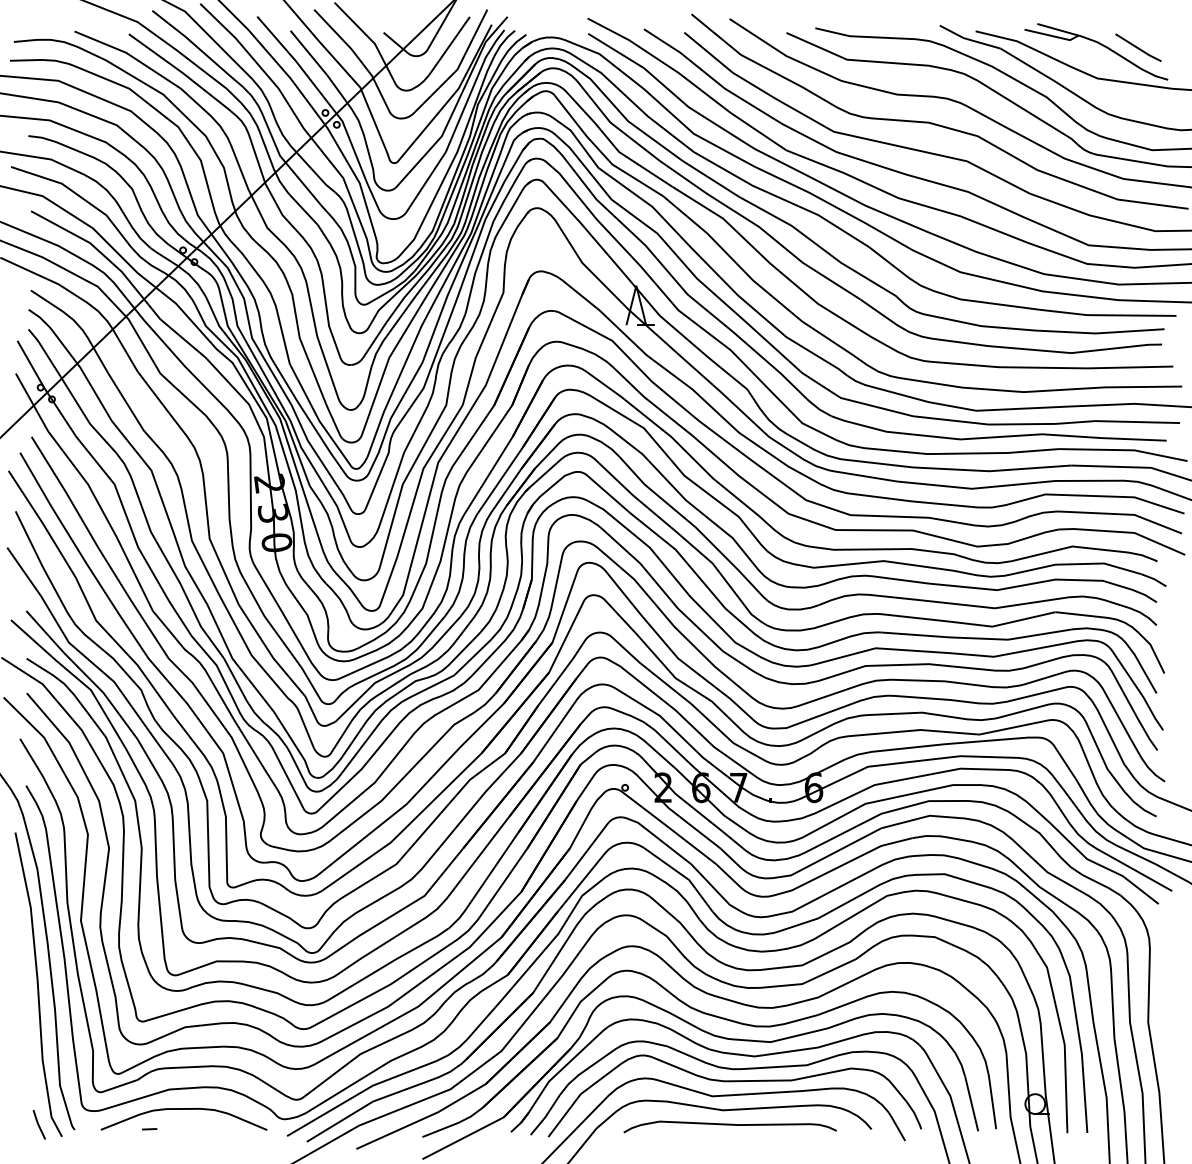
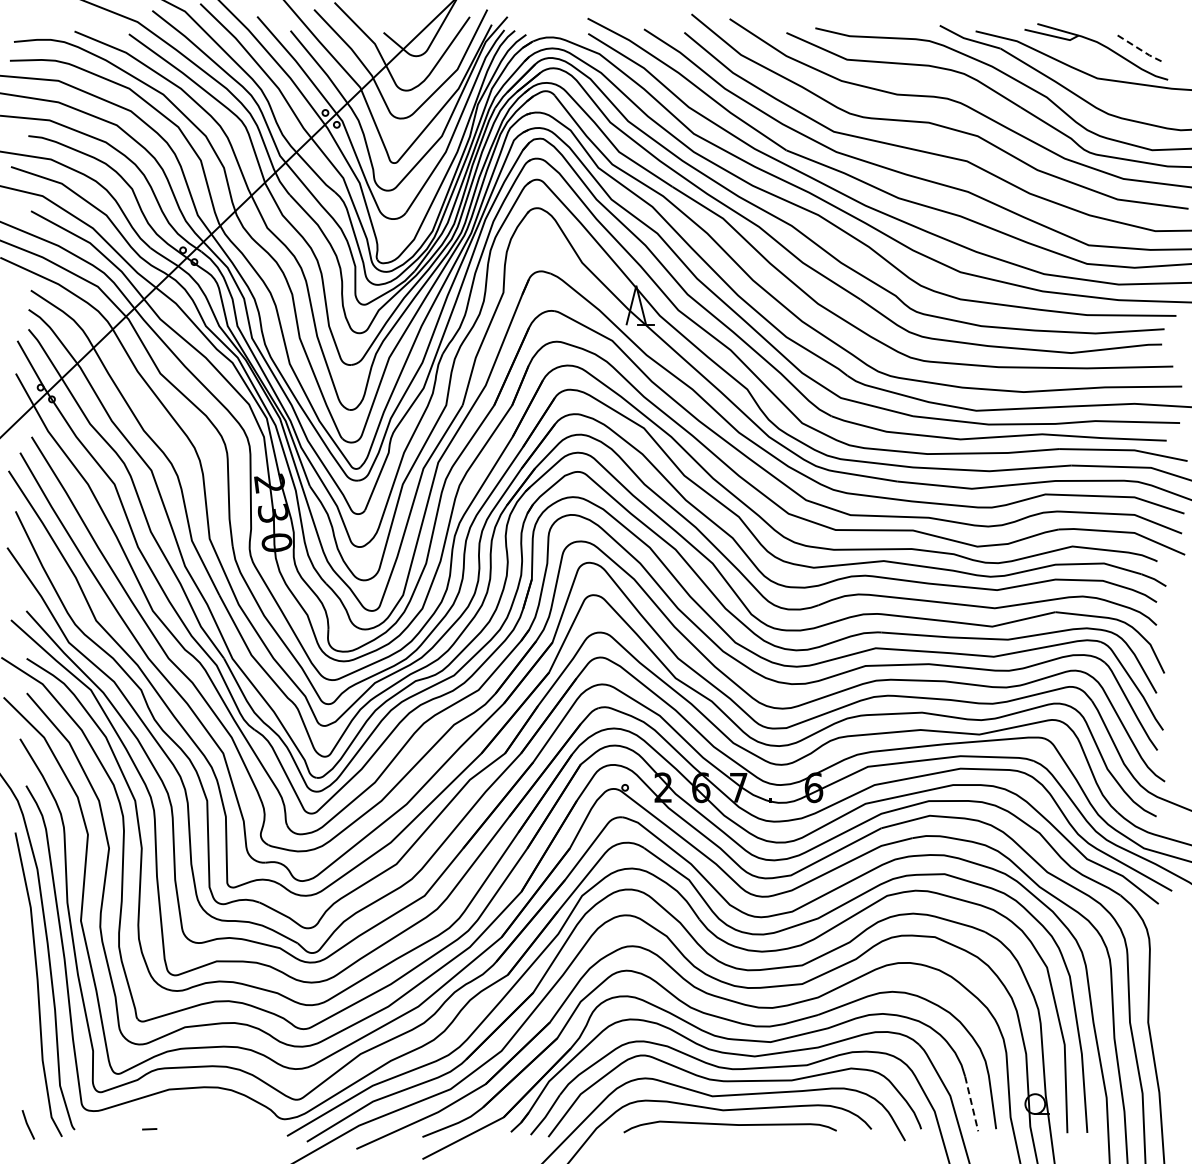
line: solid -> dashed (1138, 48)
line: solid -> dashed (971, 1104)
curve: present -> none (183, 1109)
line position: (38, 1124) -> (27, 1124) (27, 1124)
